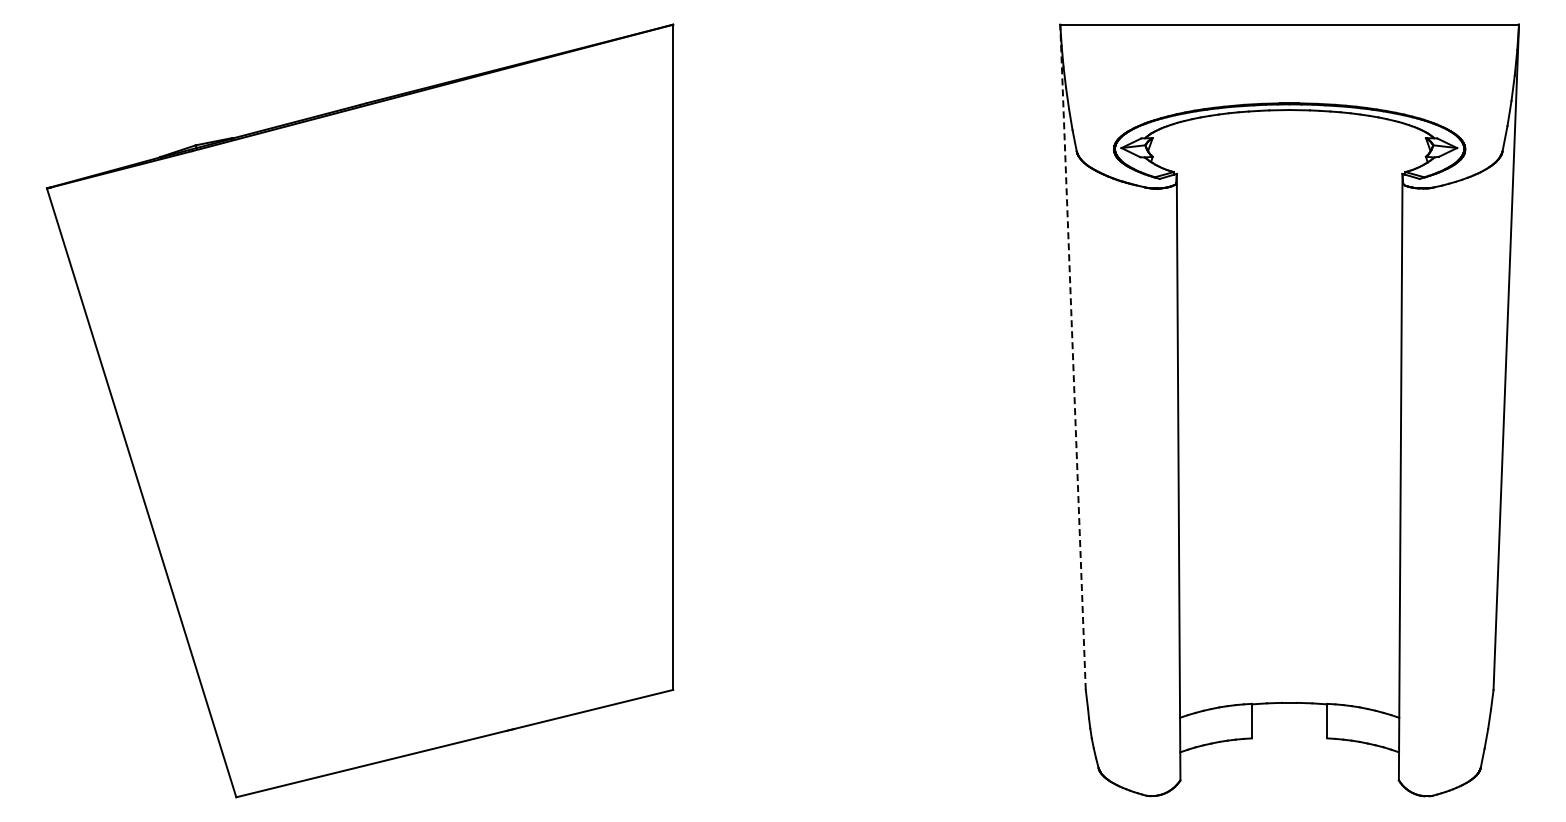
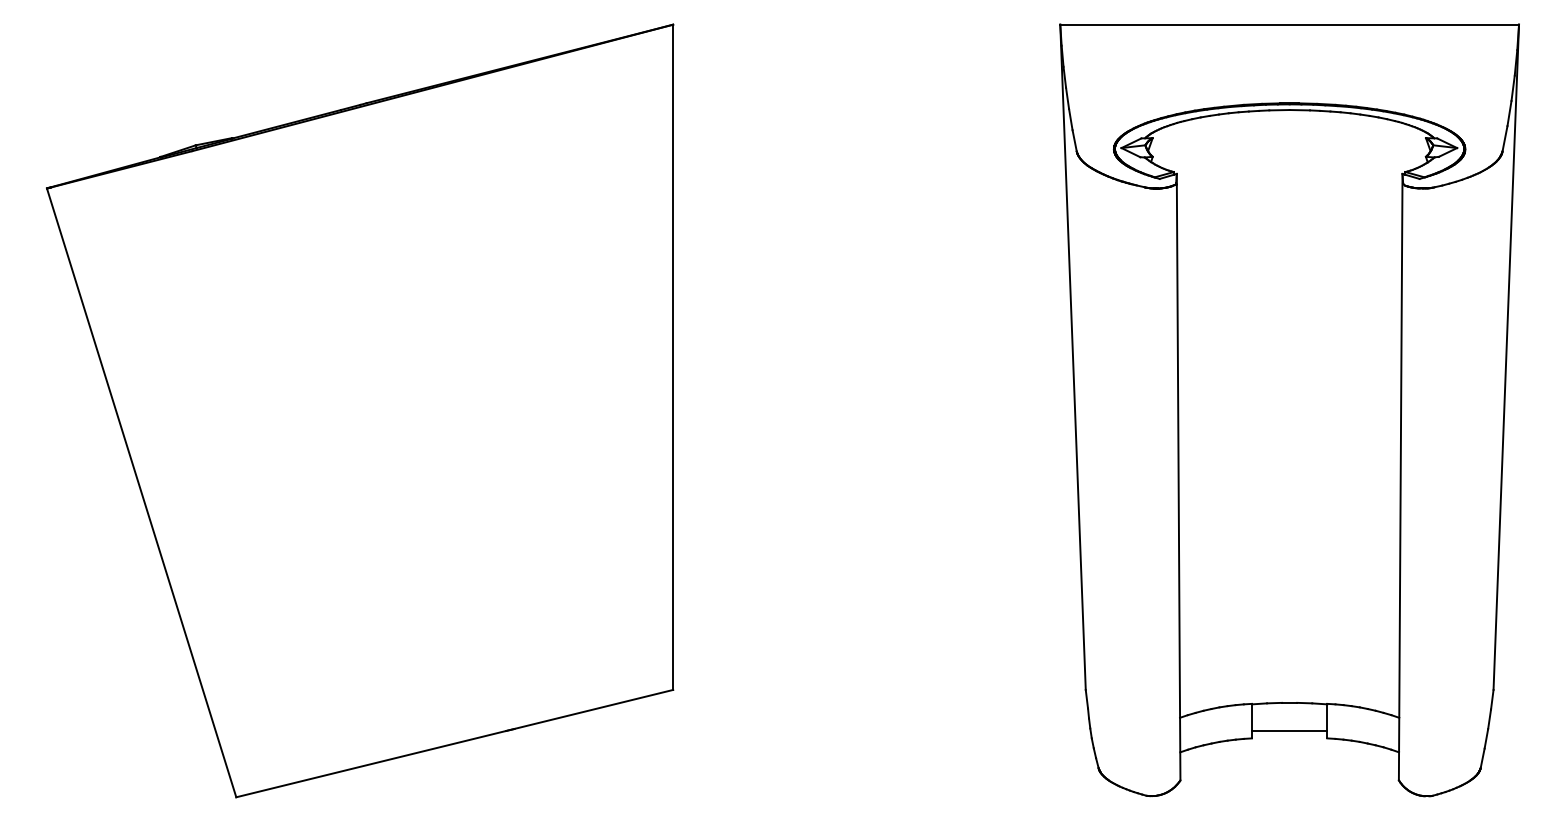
line: dashed -> solid (1073, 357)
line: none -> present (1289, 730)
